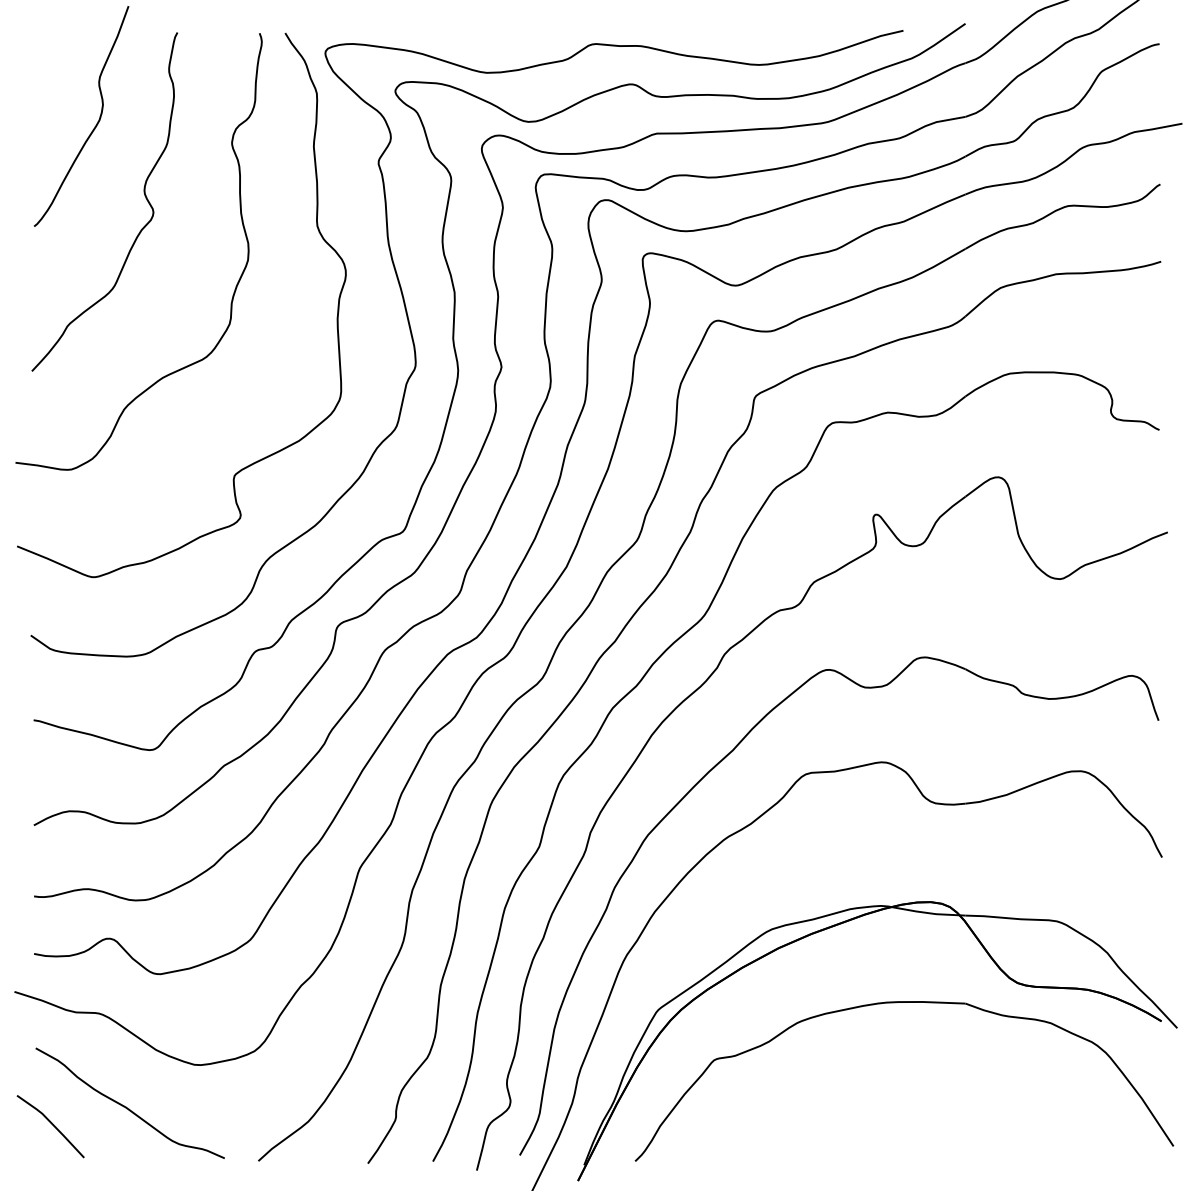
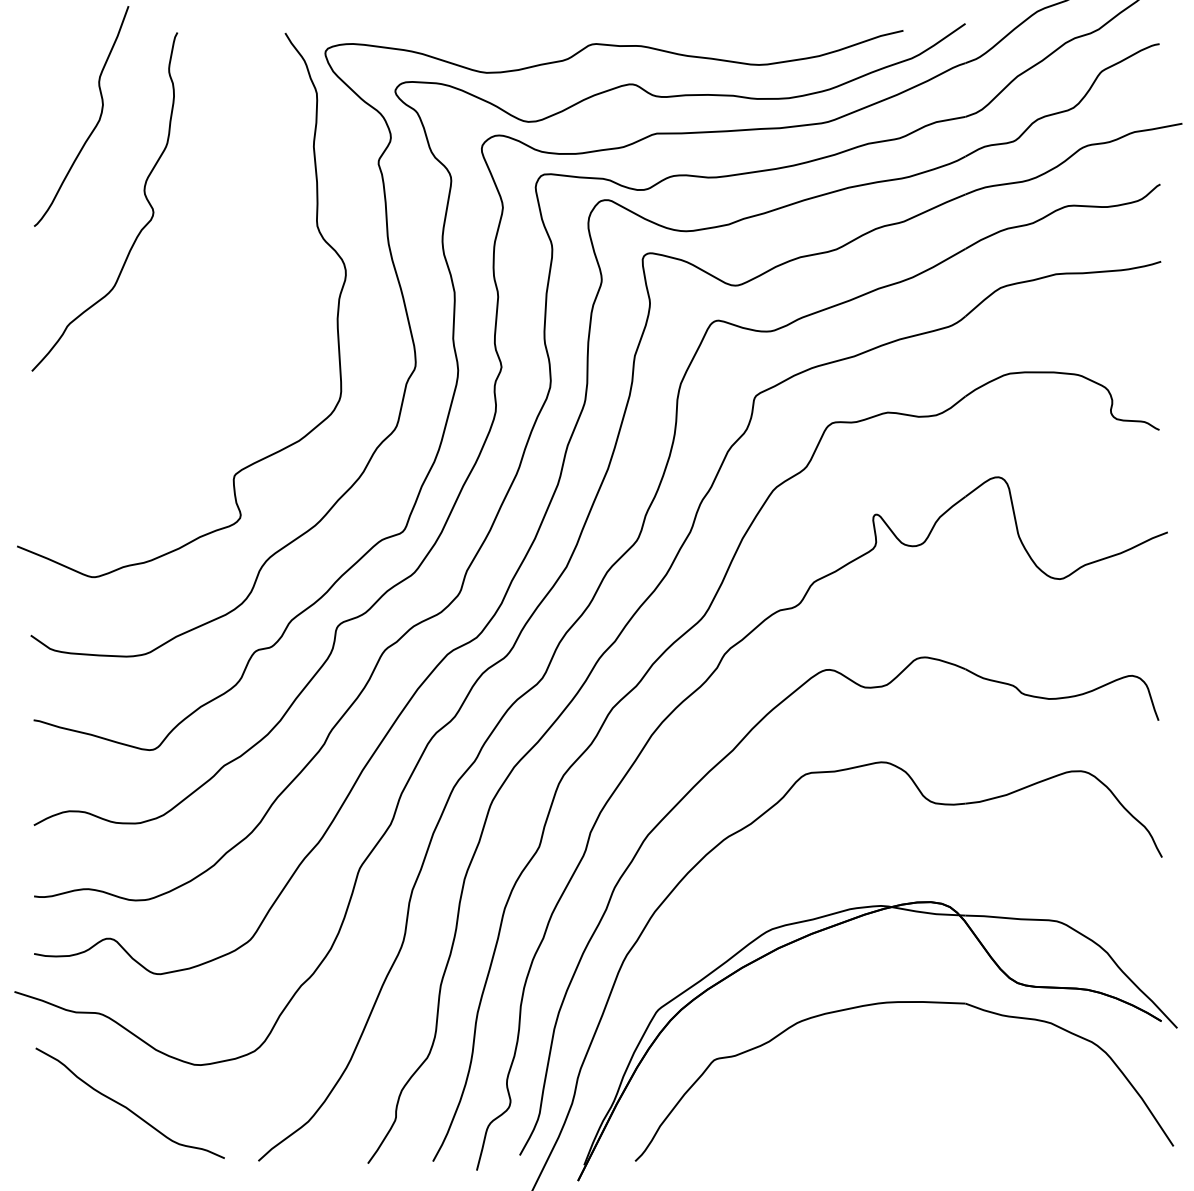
curve: present -> none (235, 286)
line: present -> none (51, 1124)
